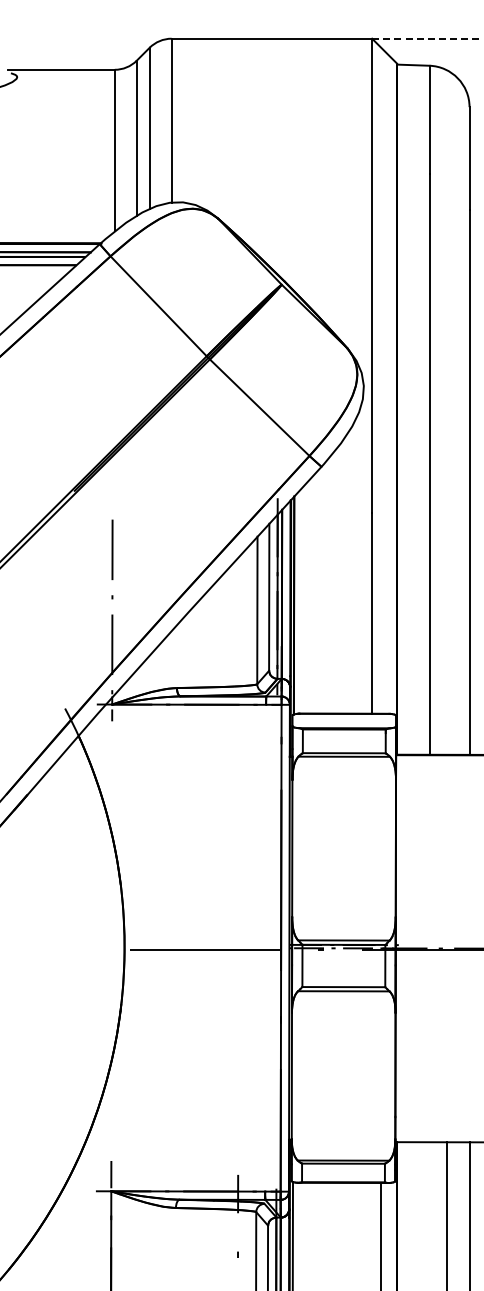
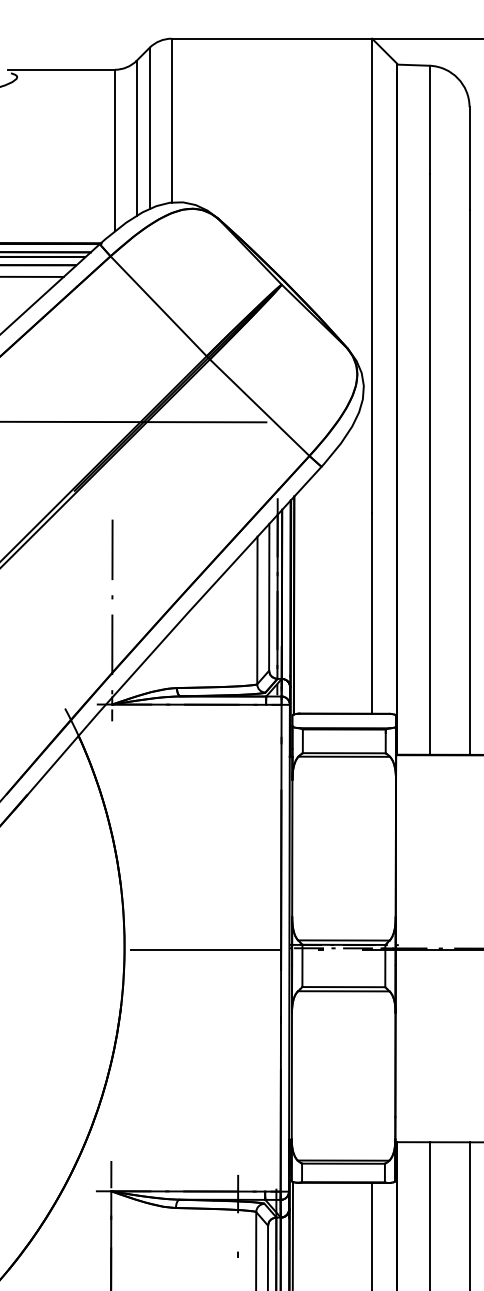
line: dashed -> solid (428, 38)
line: none -> present (32, 276)
line: none -> present (134, 421)
line position: (446, 1214) -> (429, 1214) (429, 1214)
line position: (381, 1234) -> (372, 1234) (372, 1234)
